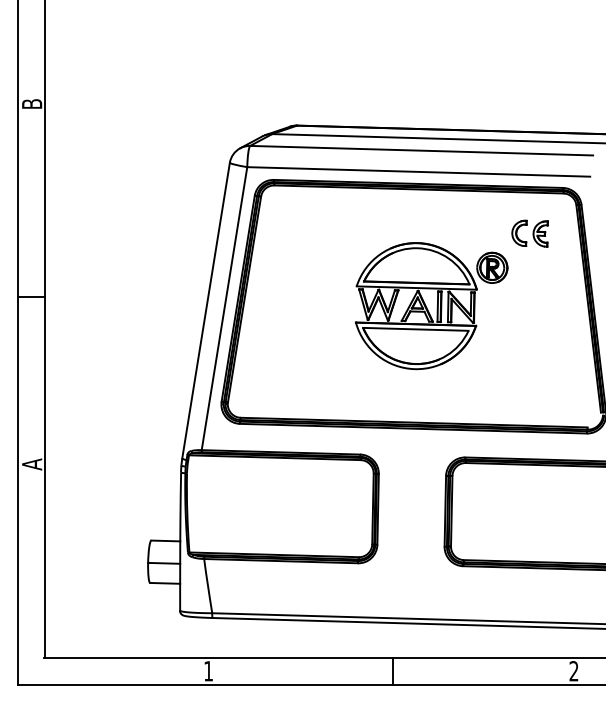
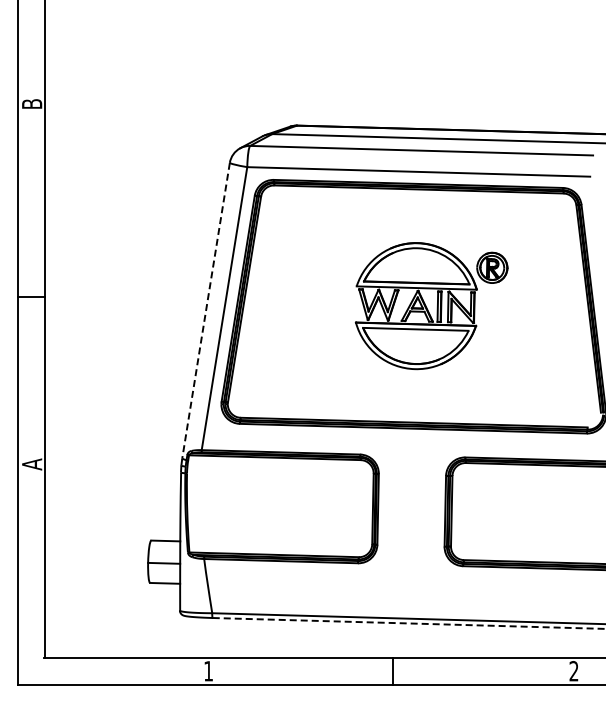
part: present -> none (529, 233)
line: solid -> dashed (206, 310)
line: solid -> dashed (409, 623)
